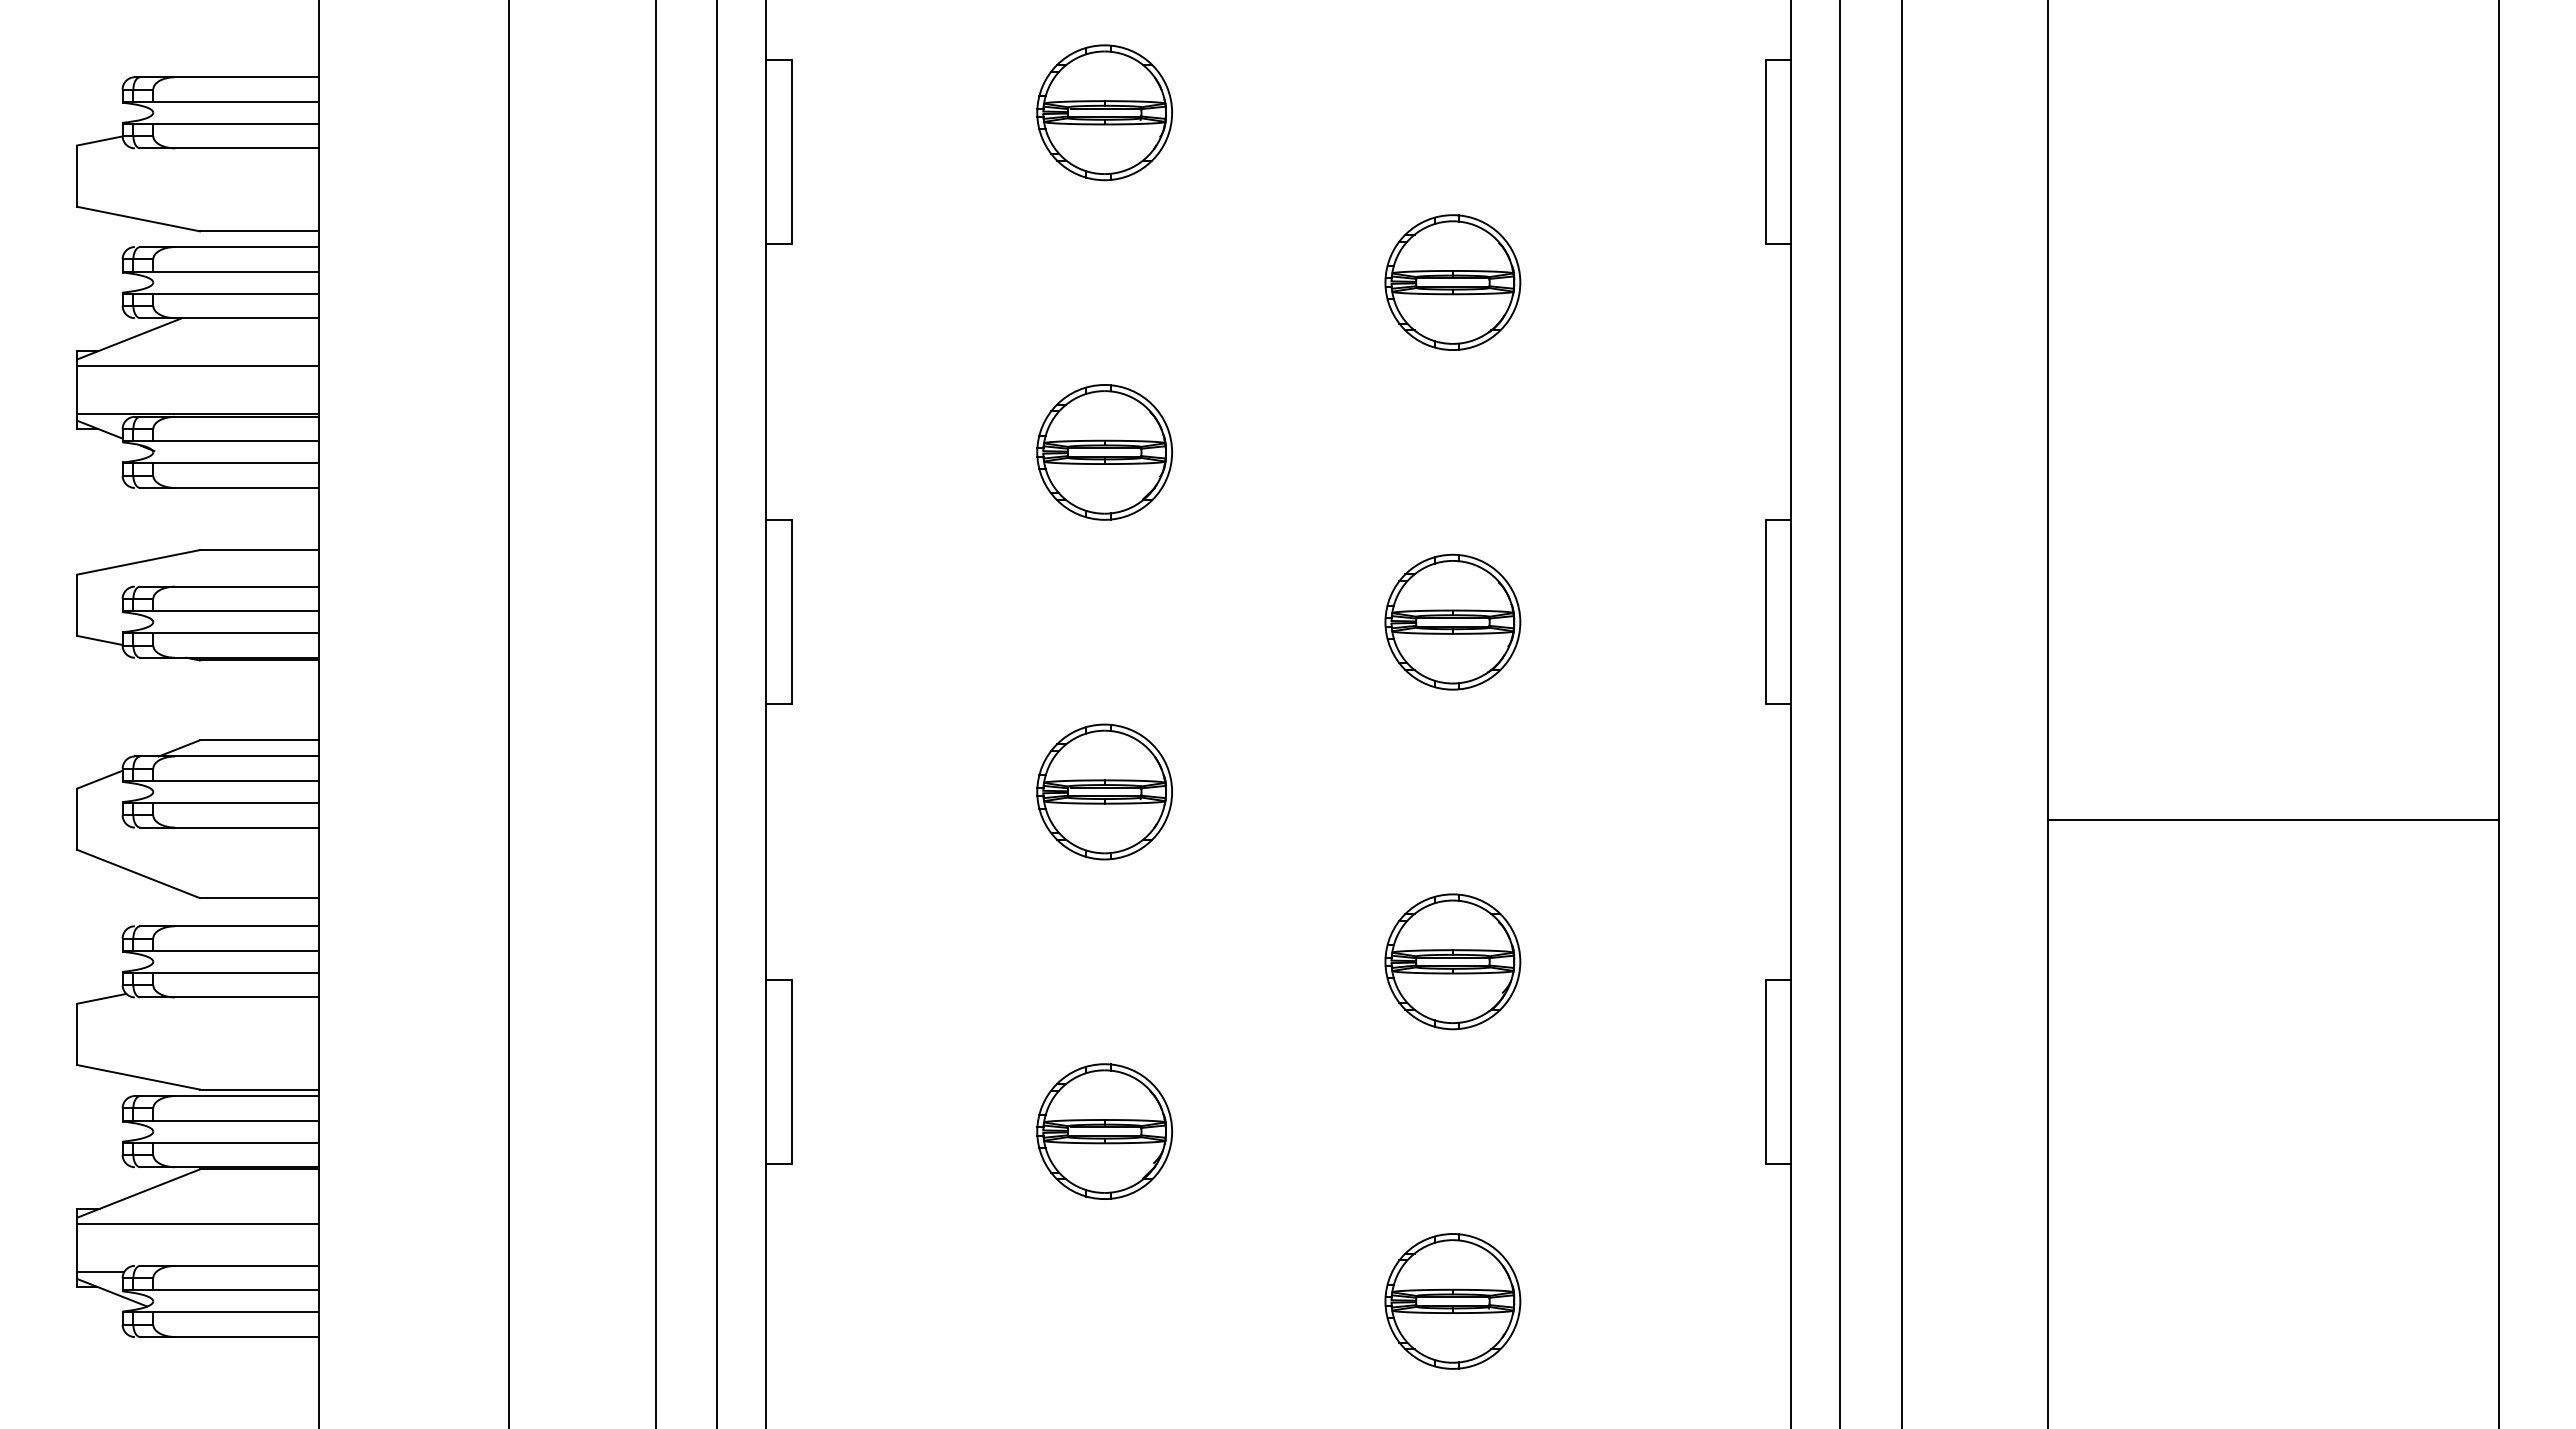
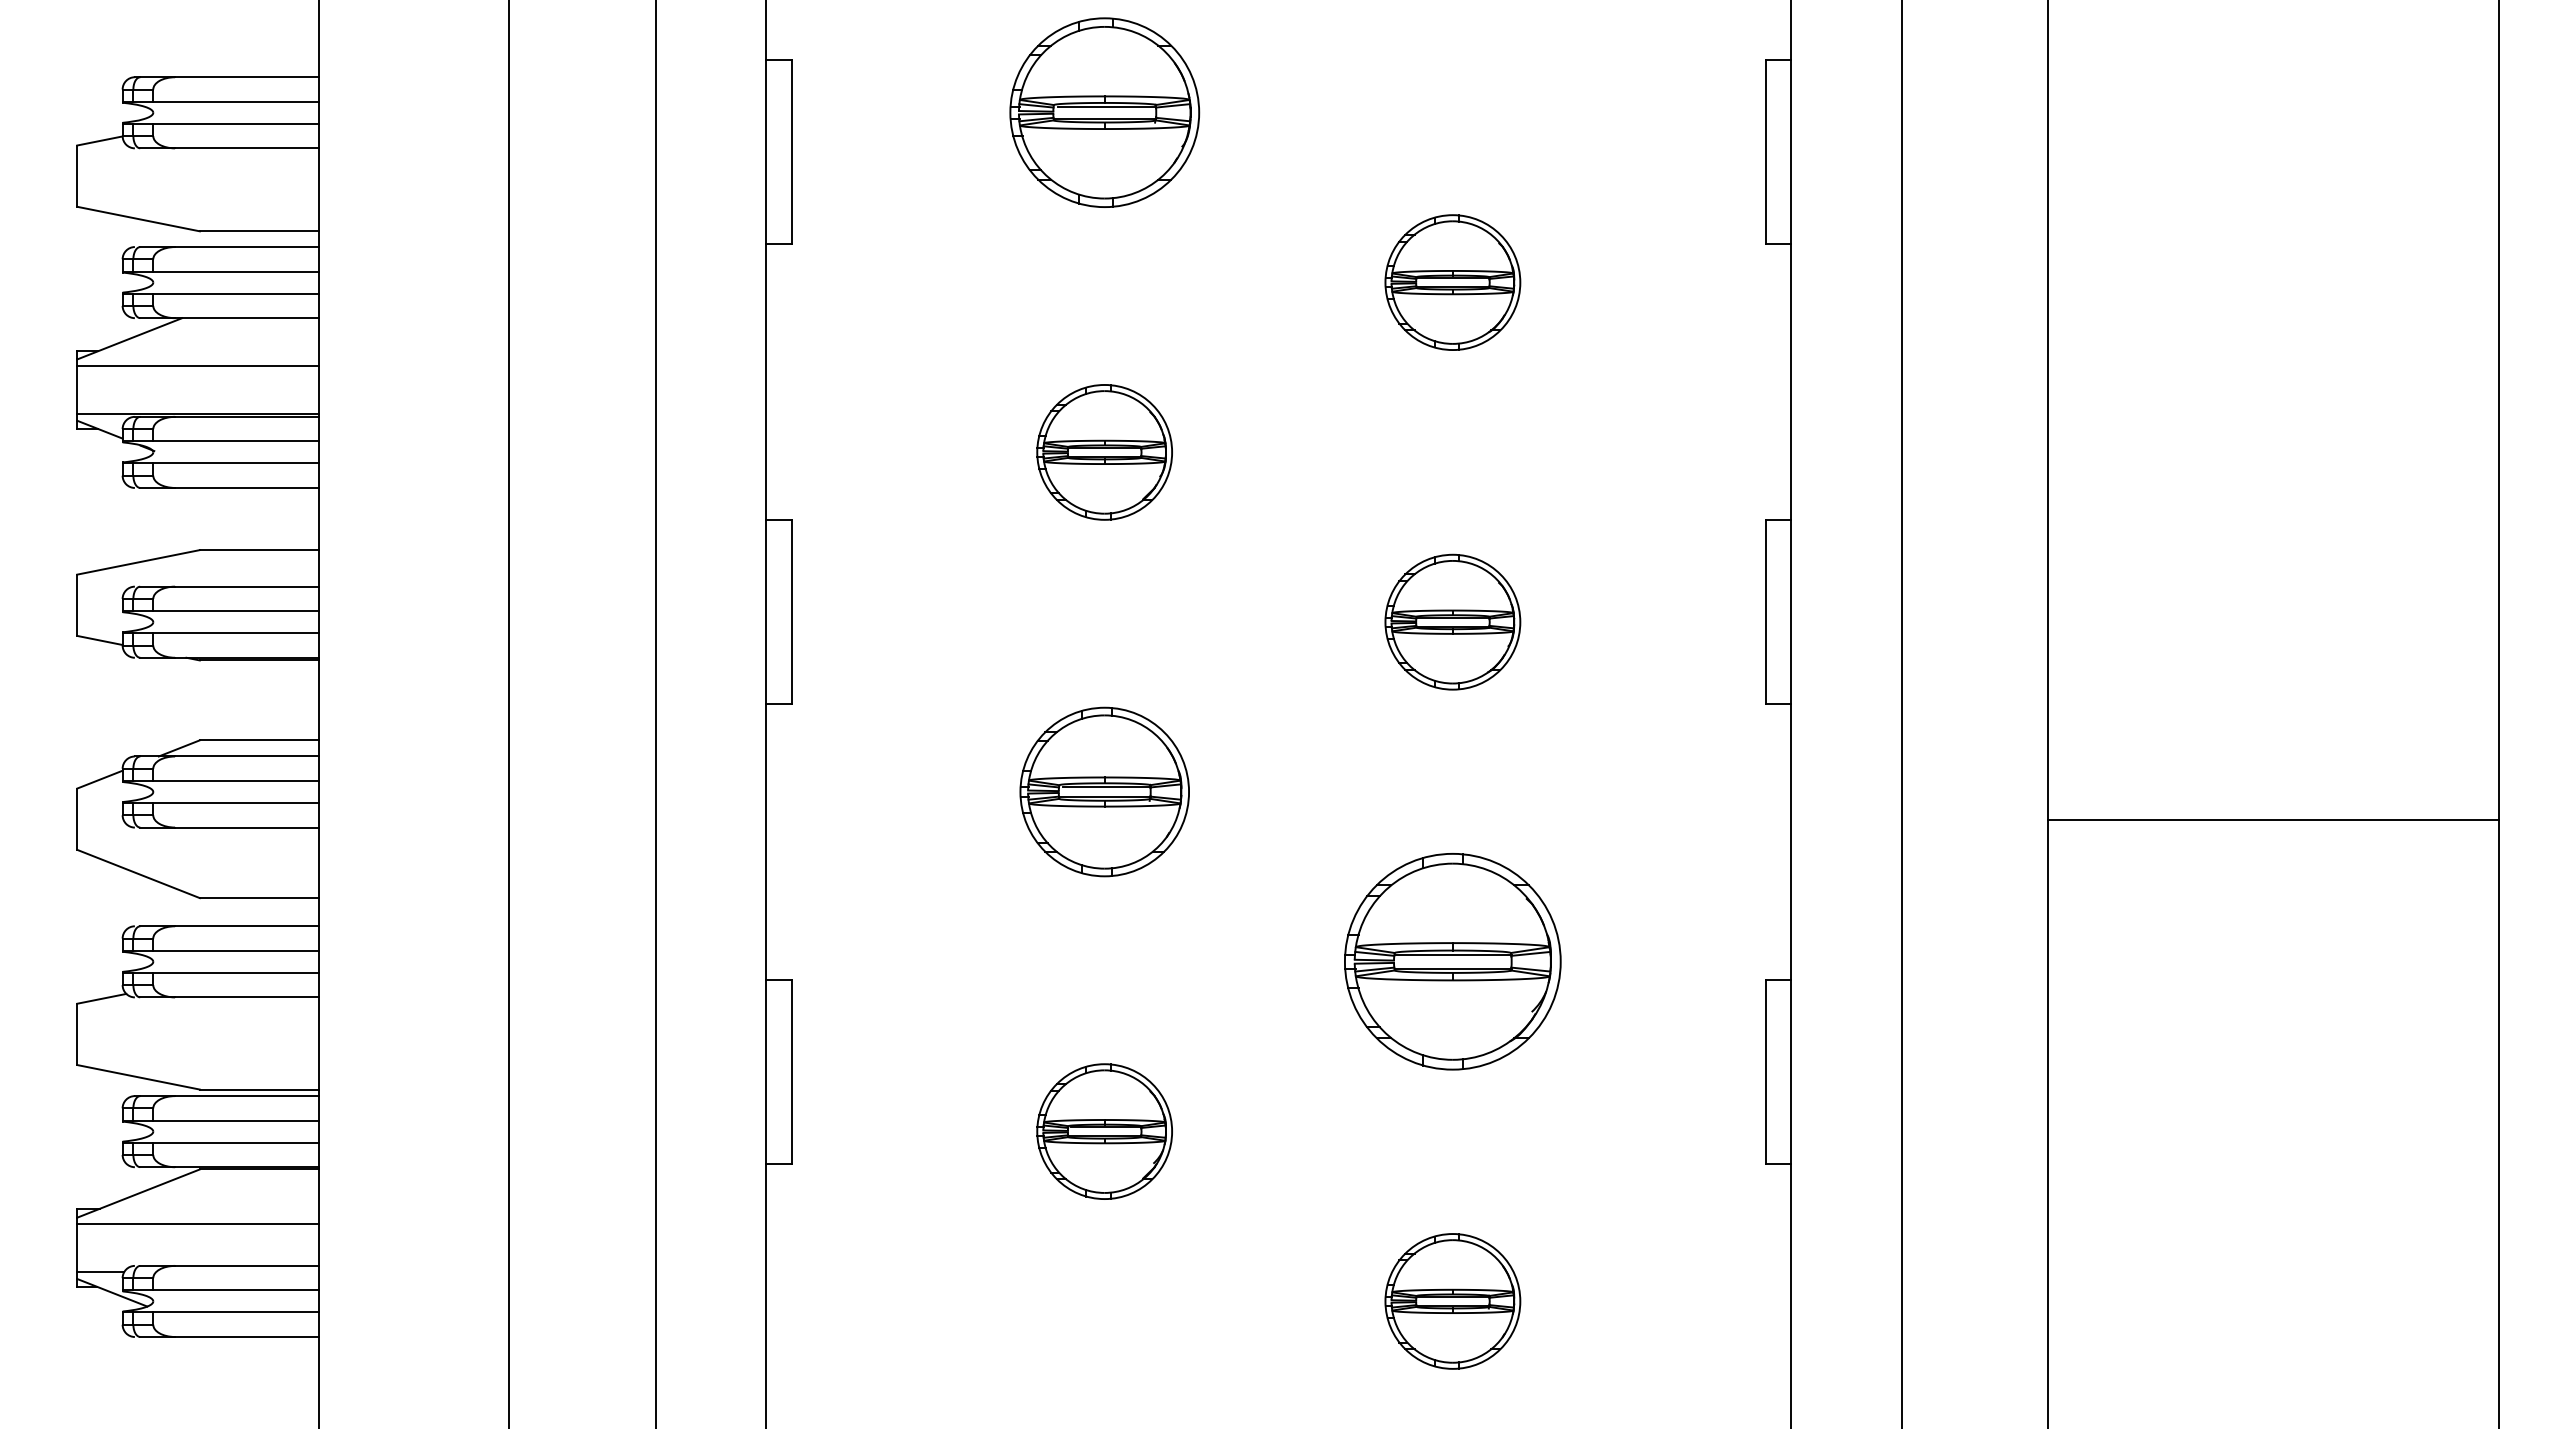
part size: 137x138 px -> 192x191 px (1104, 112)
line: present -> none (717, 713)
line: present -> none (1840, 713)
part size: 137x138 px -> 171x172 px (1104, 791)
part size: 138x138 px -> 218x218 px (1452, 961)
